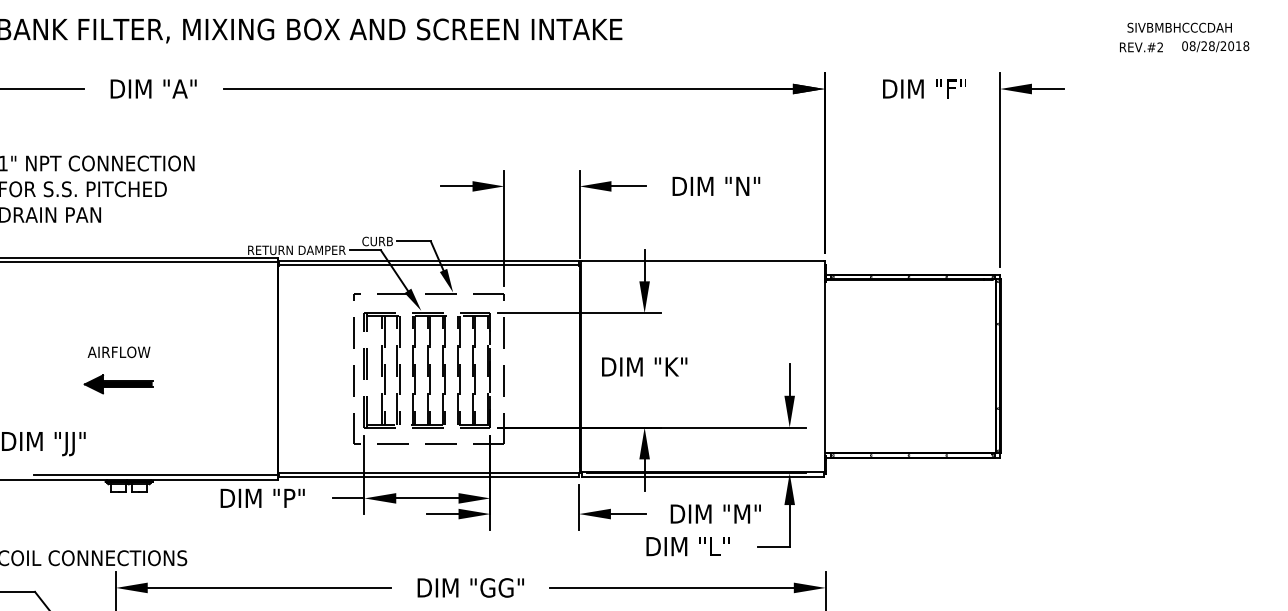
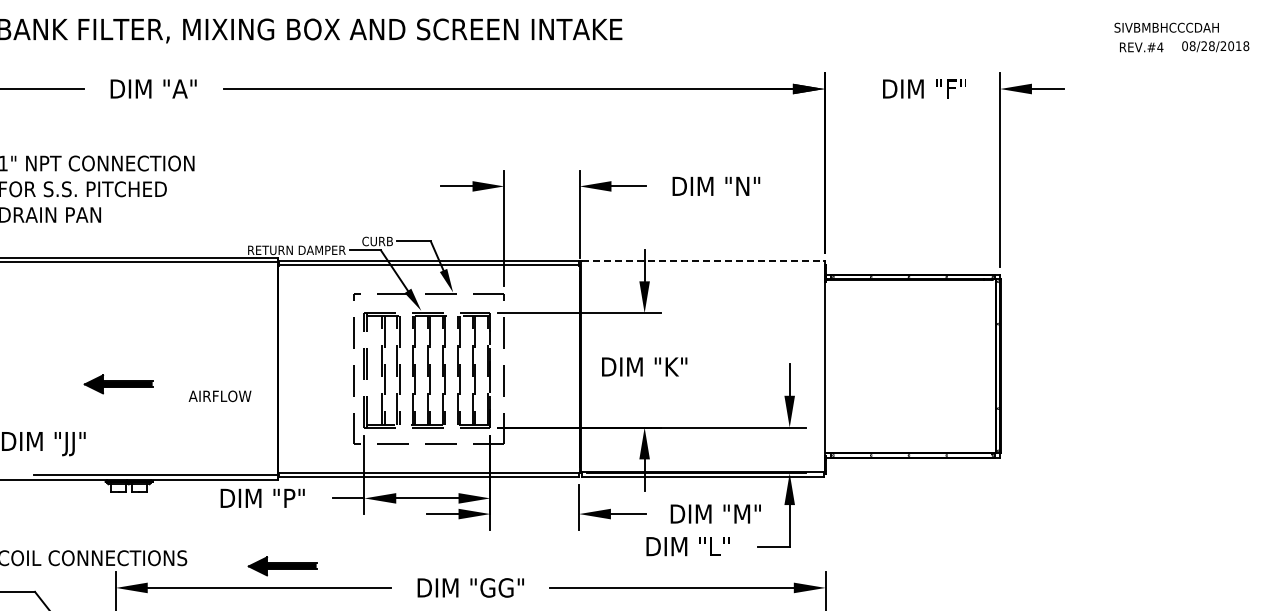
text position: (1179, 27) -> (1166, 27) (1166, 27)
text: REV.#2 -> REV.#4 (1160, 47)
line: solid -> dashed (703, 260)
text position: (118, 352) -> (219, 396) (219, 396)
part: none -> present (282, 566)
